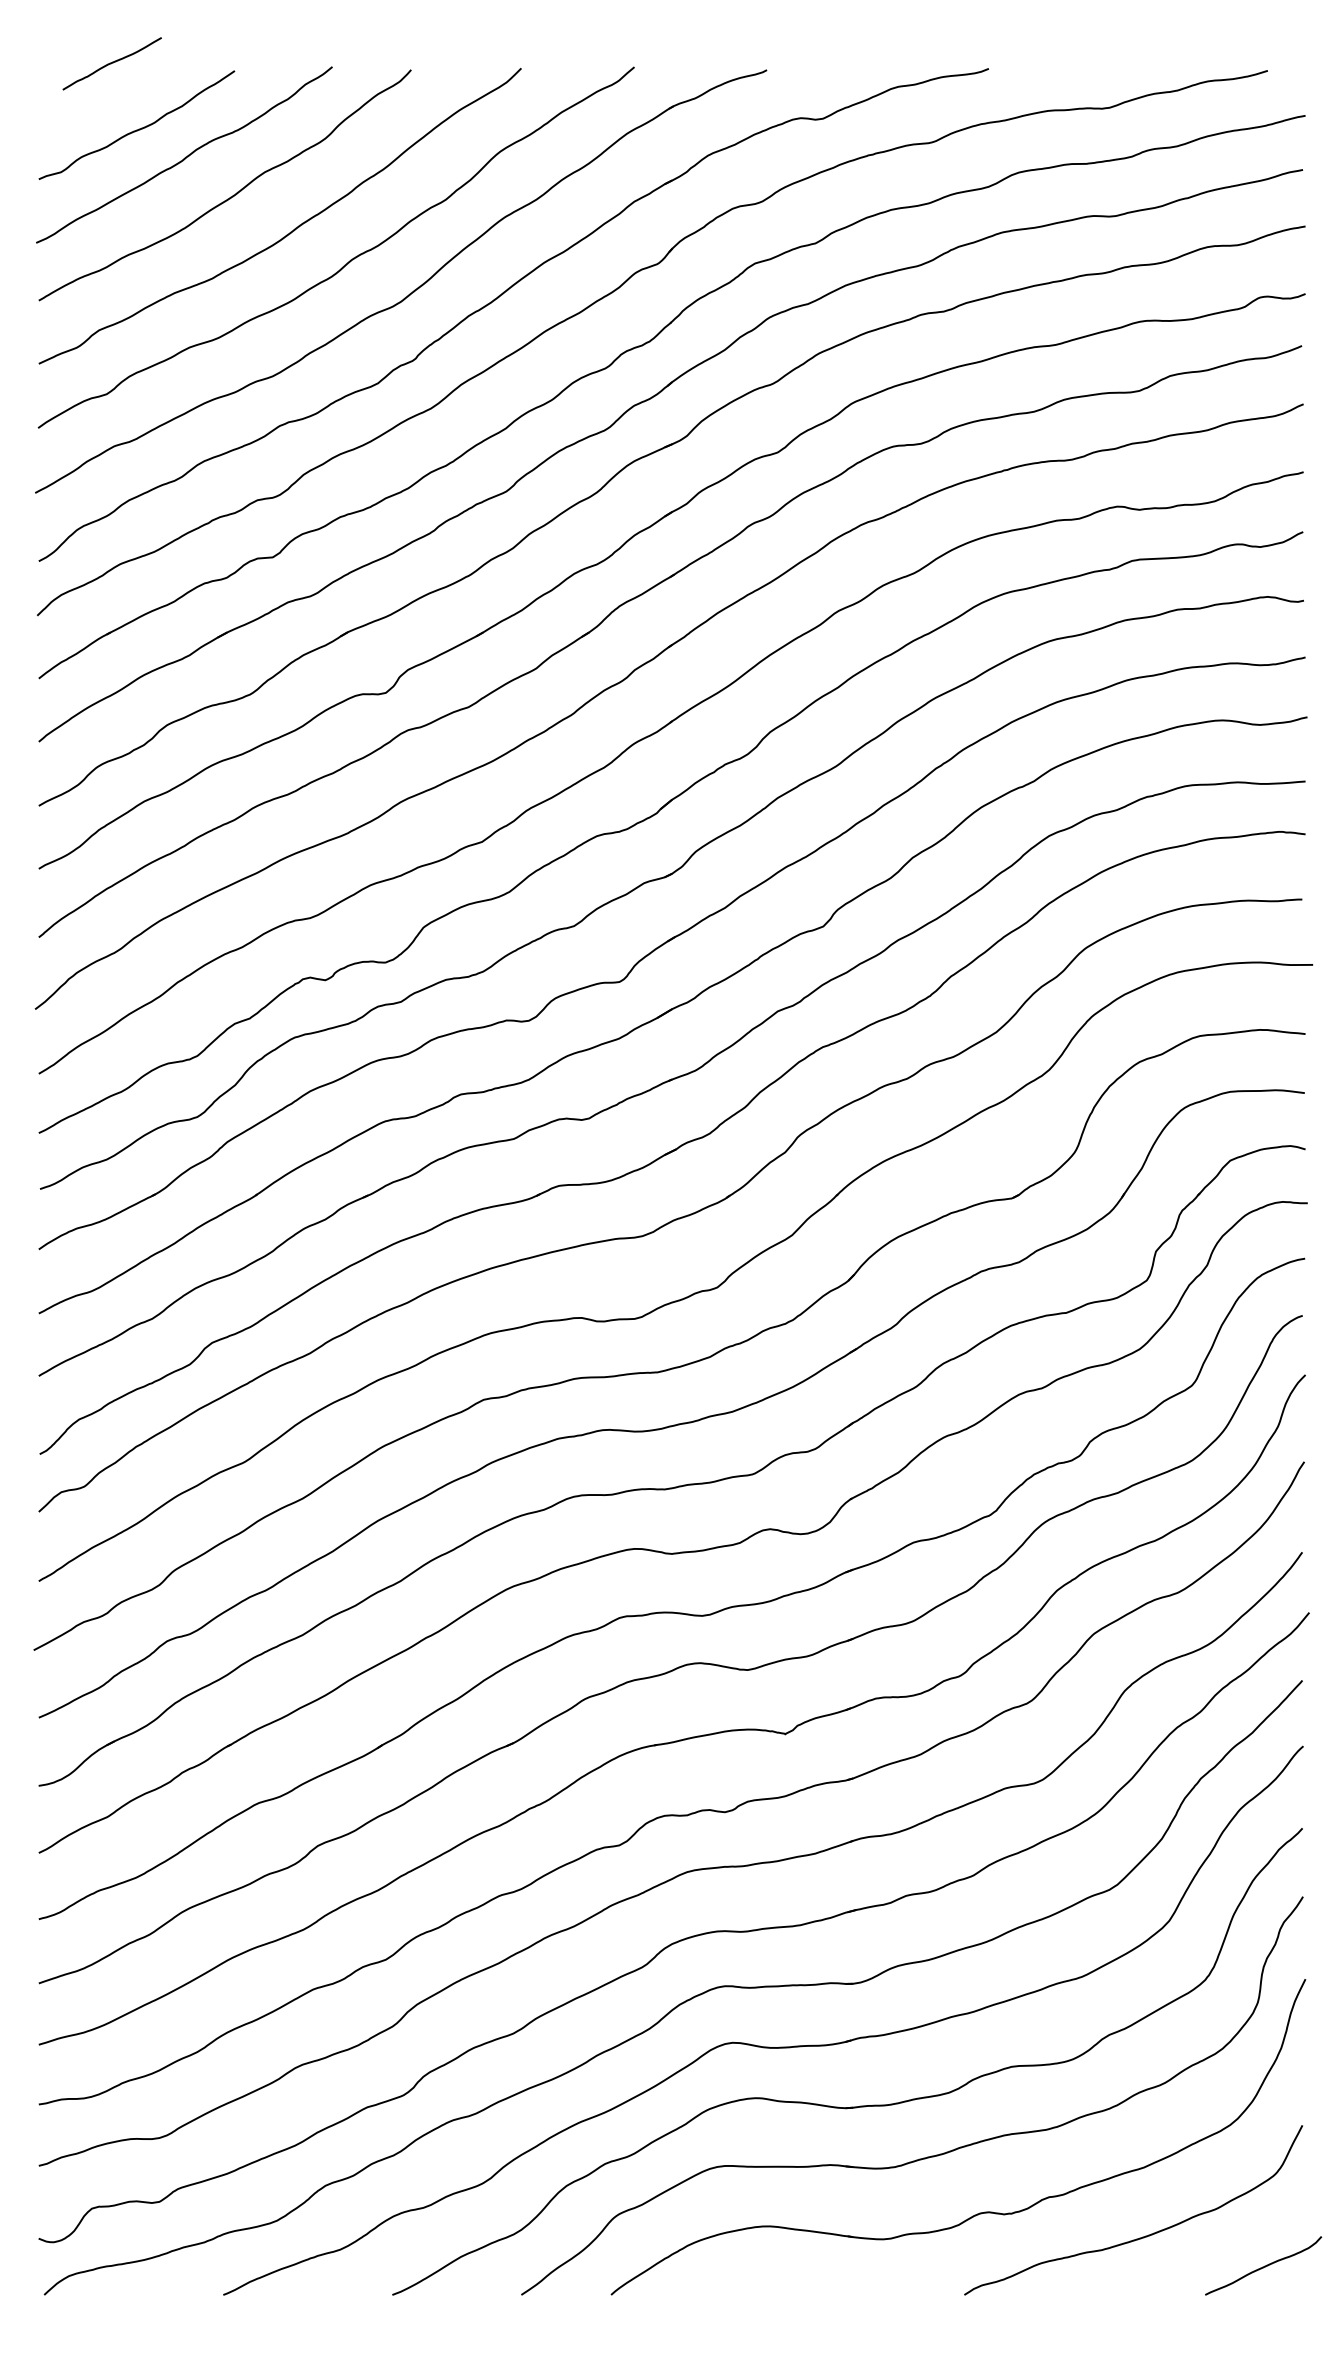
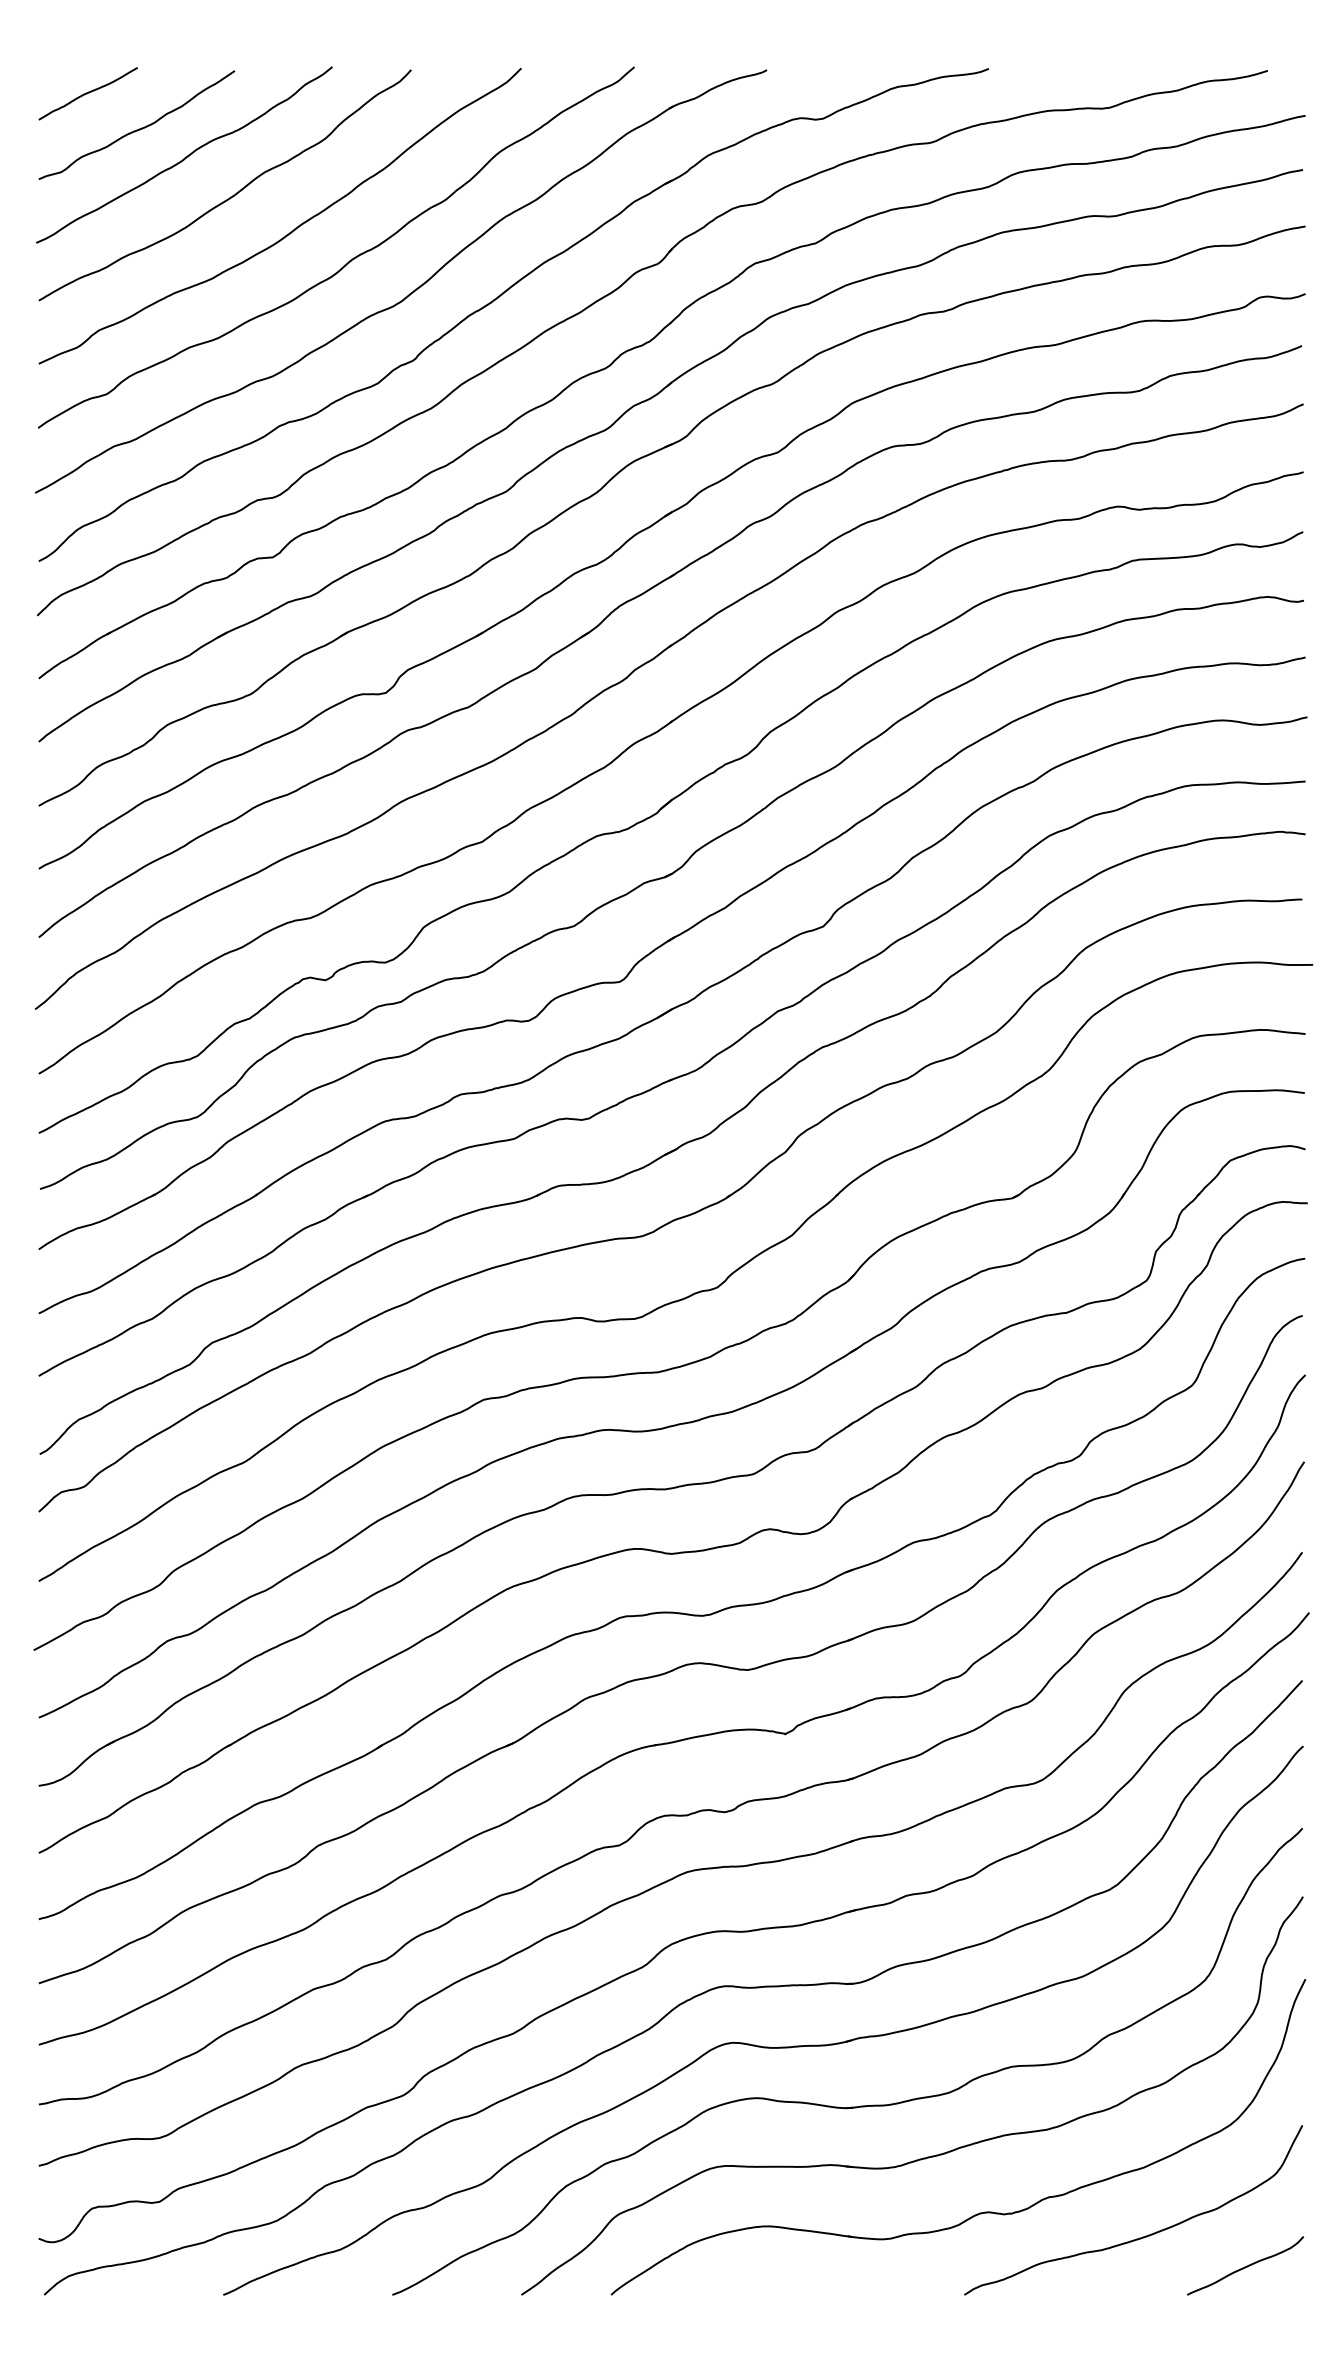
curve position: (111, 63) -> (87, 93) (87, 93)
curve position: (1264, 2265) -> (1246, 2265) (1246, 2265)
